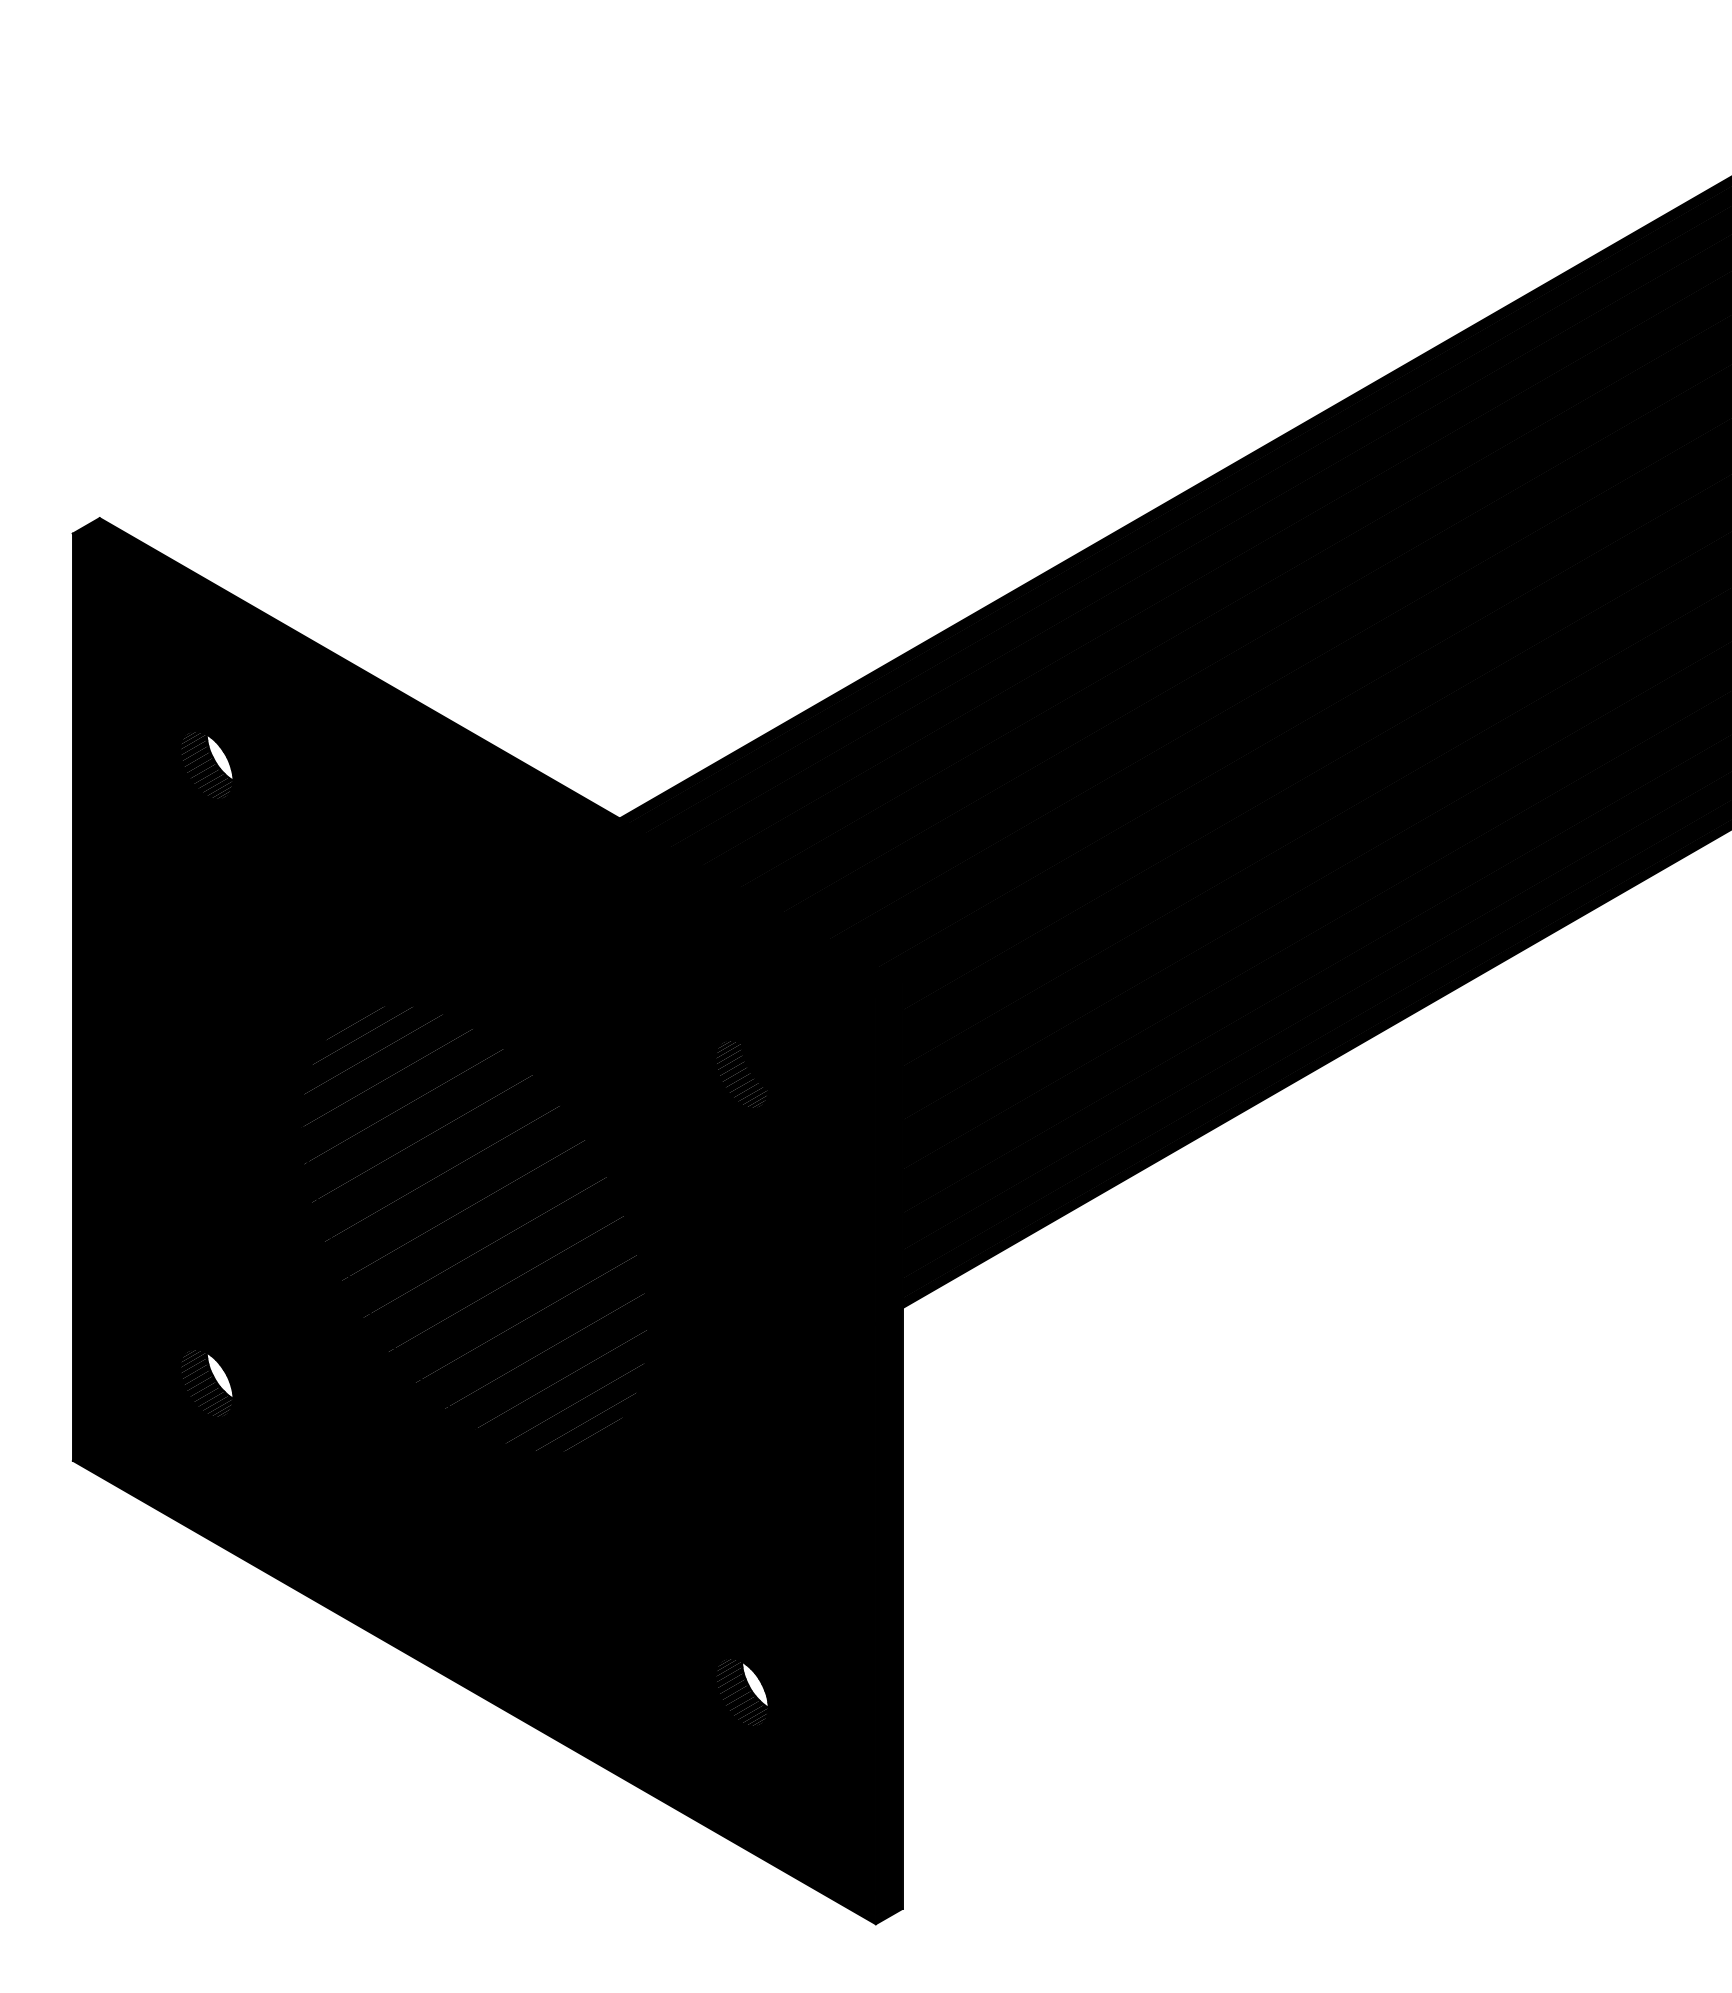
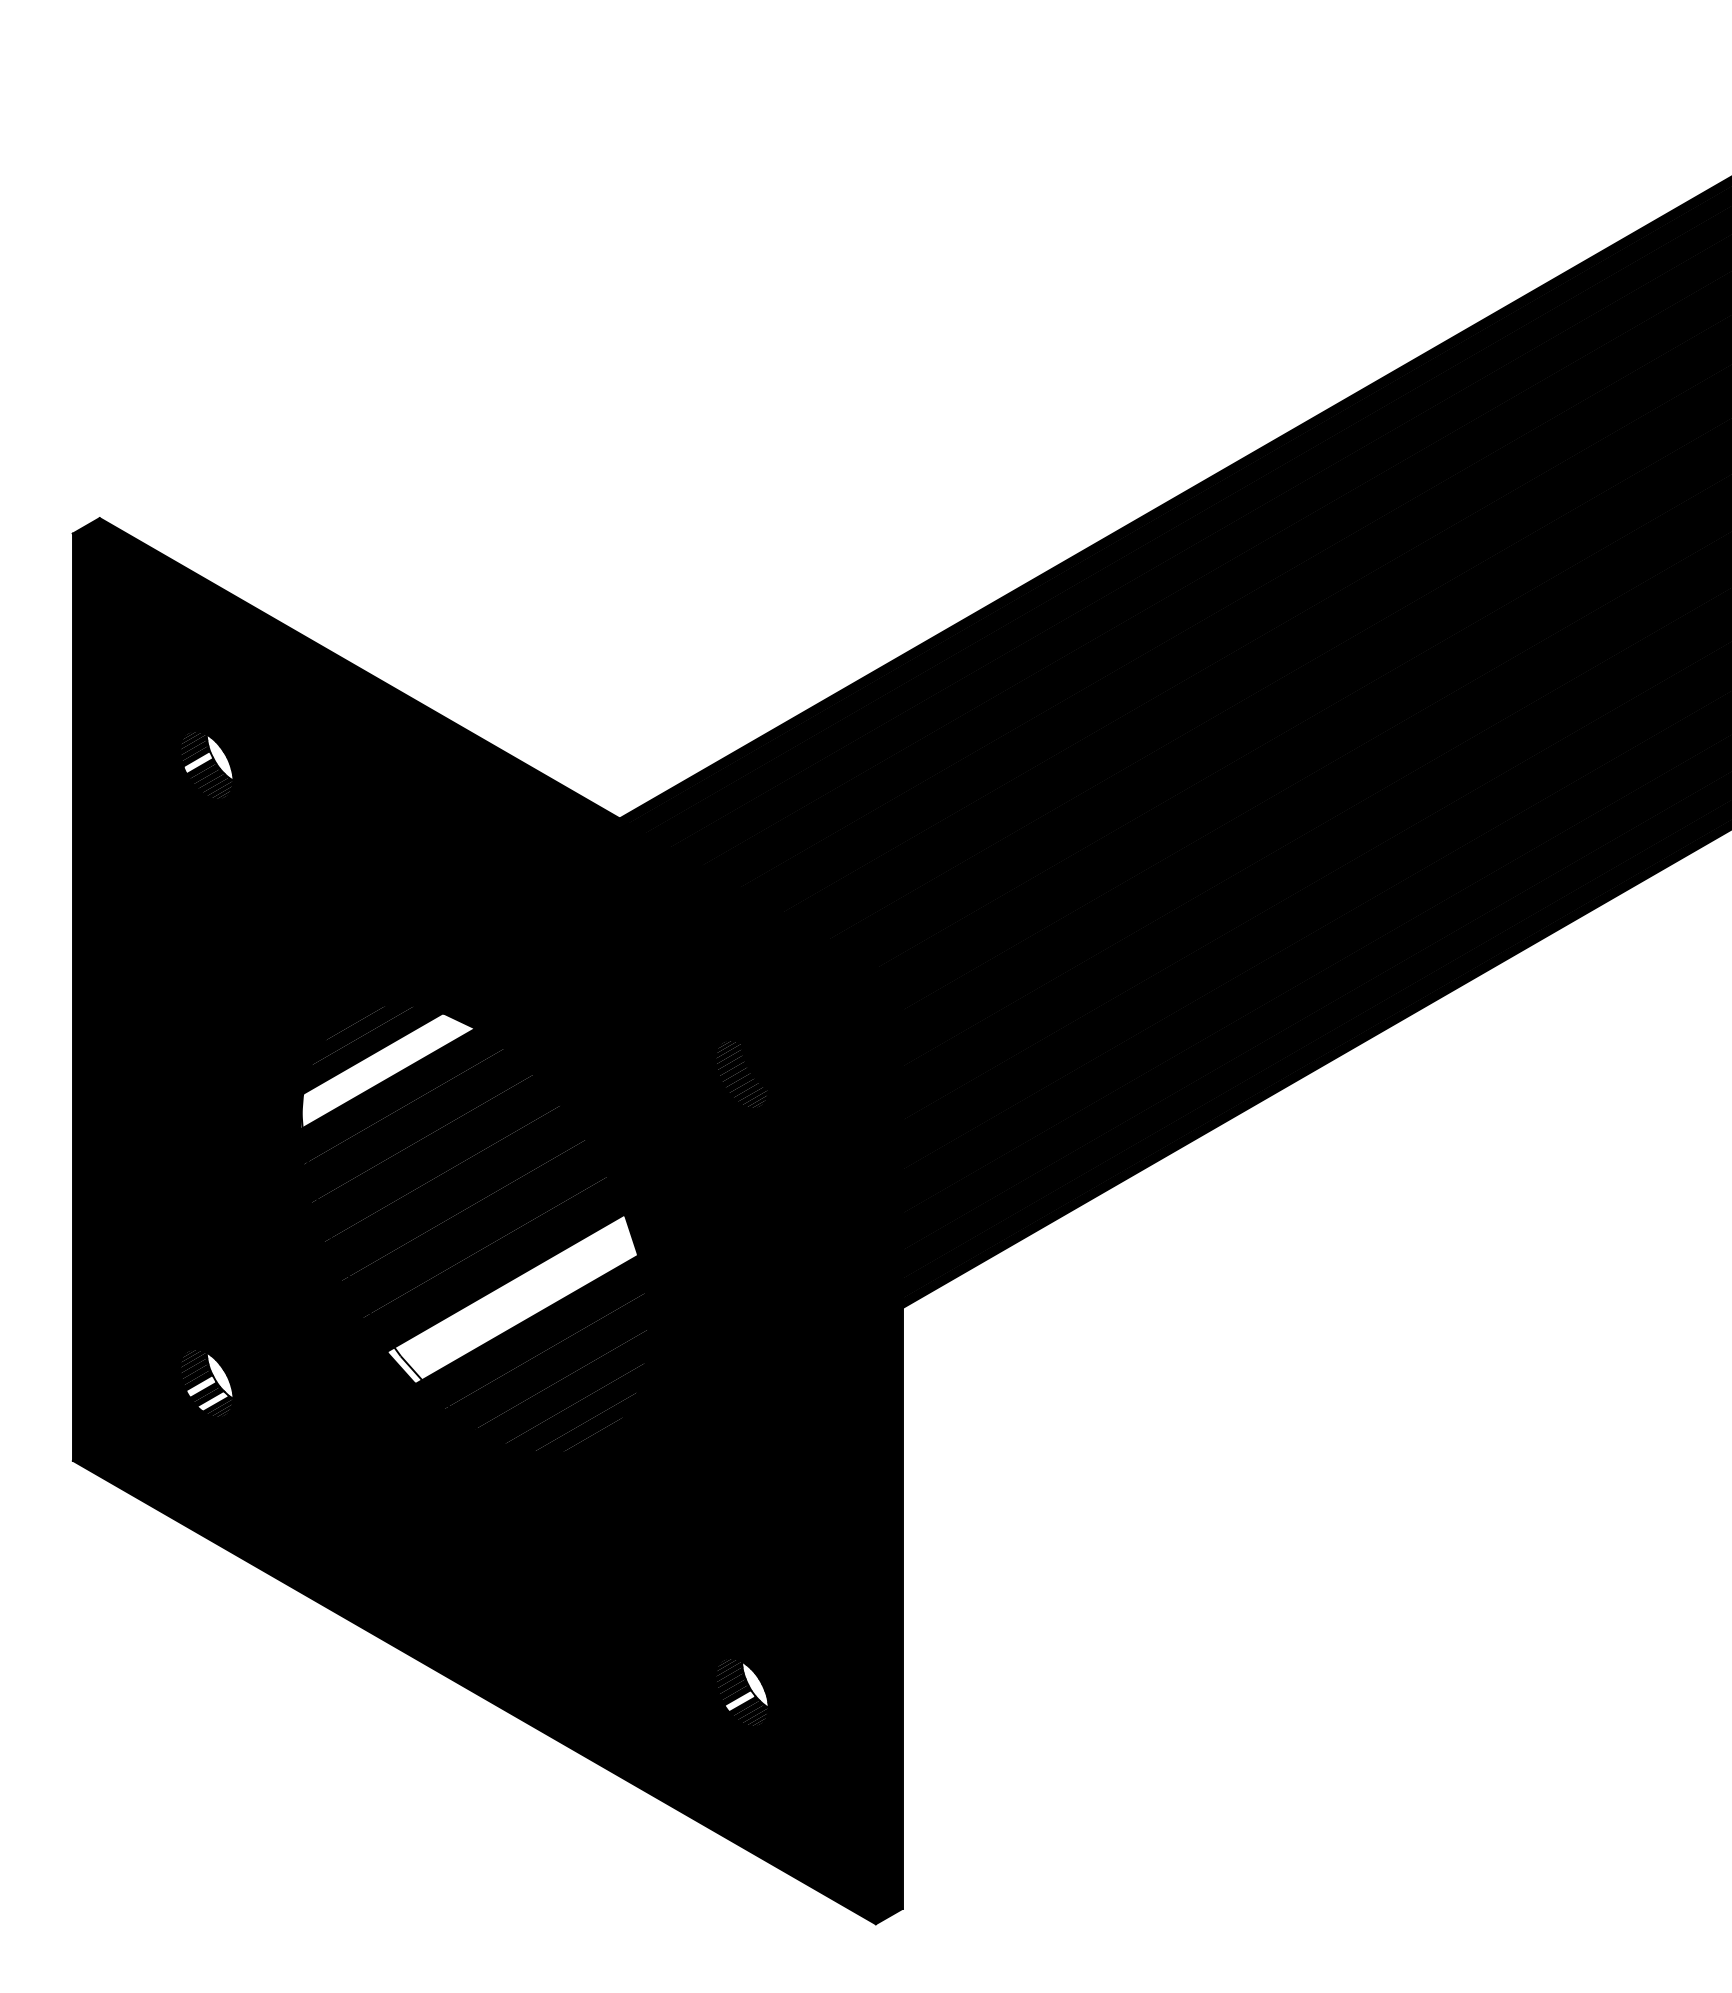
fill: present -> none (198, 762)
fill: present -> none (387, 1070)
fill: present -> none (512, 1299)
fill: present -> none (201, 1386)
fill: present -> none (212, 1401)
fill: present -> none (739, 1700)
